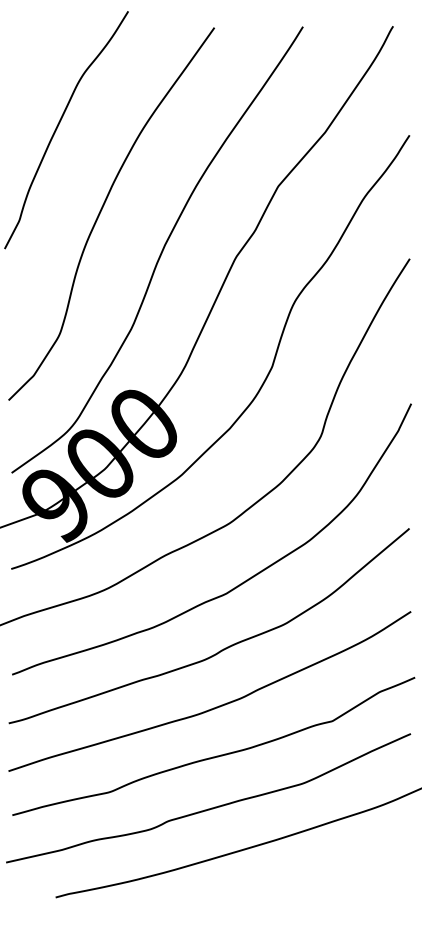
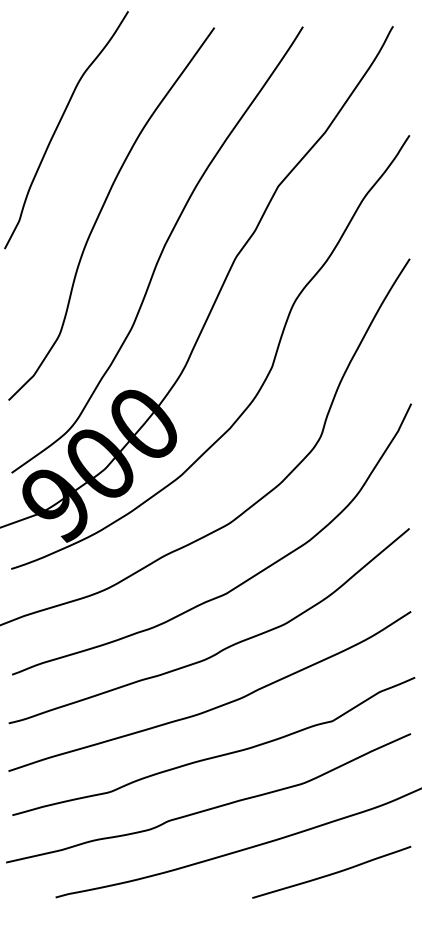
curve: none -> present (331, 873)
